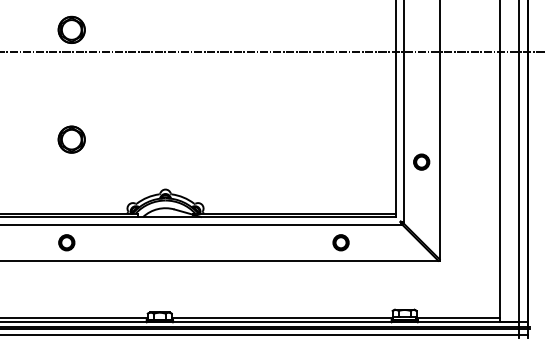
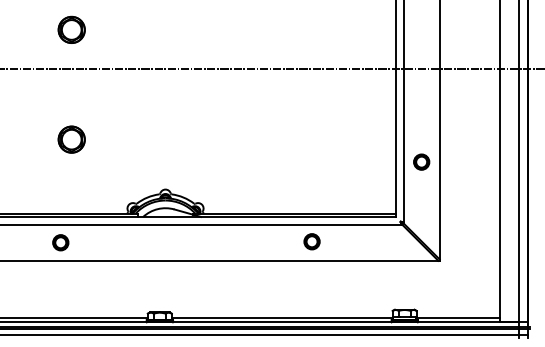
line position: (271, 52) -> (271, 69) (271, 69)
part position: (66, 242) -> (60, 242) (60, 242)
part position: (340, 242) -> (311, 241) (311, 241)
